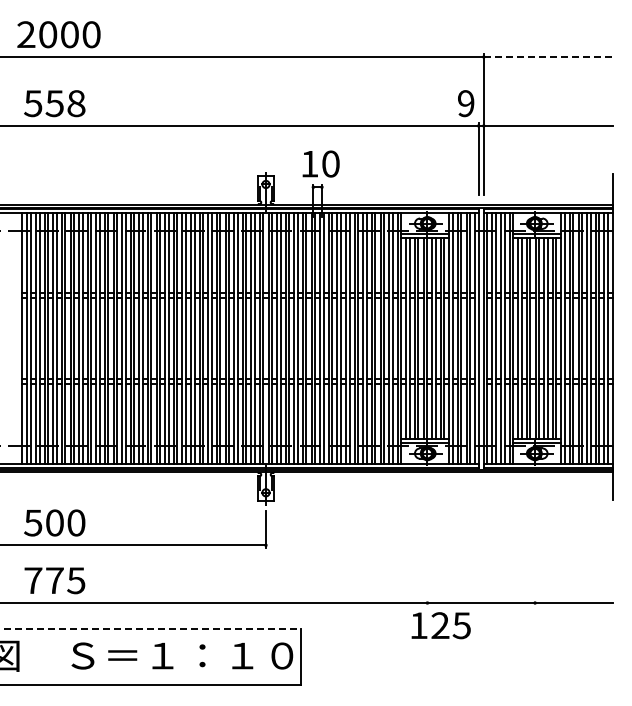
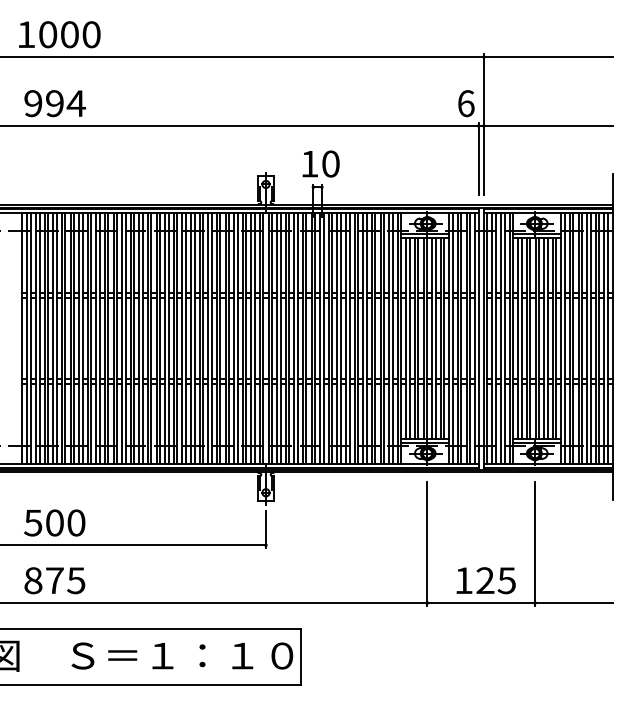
text: 2000 -> 1000 (26, 34)
line: dashed -> solid (548, 57)
text: 558 -> 994 (55, 103)
text: 9 -> 6 (466, 103)
line: none -> present (427, 543)
line: none -> present (535, 543)
text: 775 -> 875 (33, 580)
text position: (440, 625) -> (485, 580) (485, 580)
line: dashed -> solid (151, 628)
